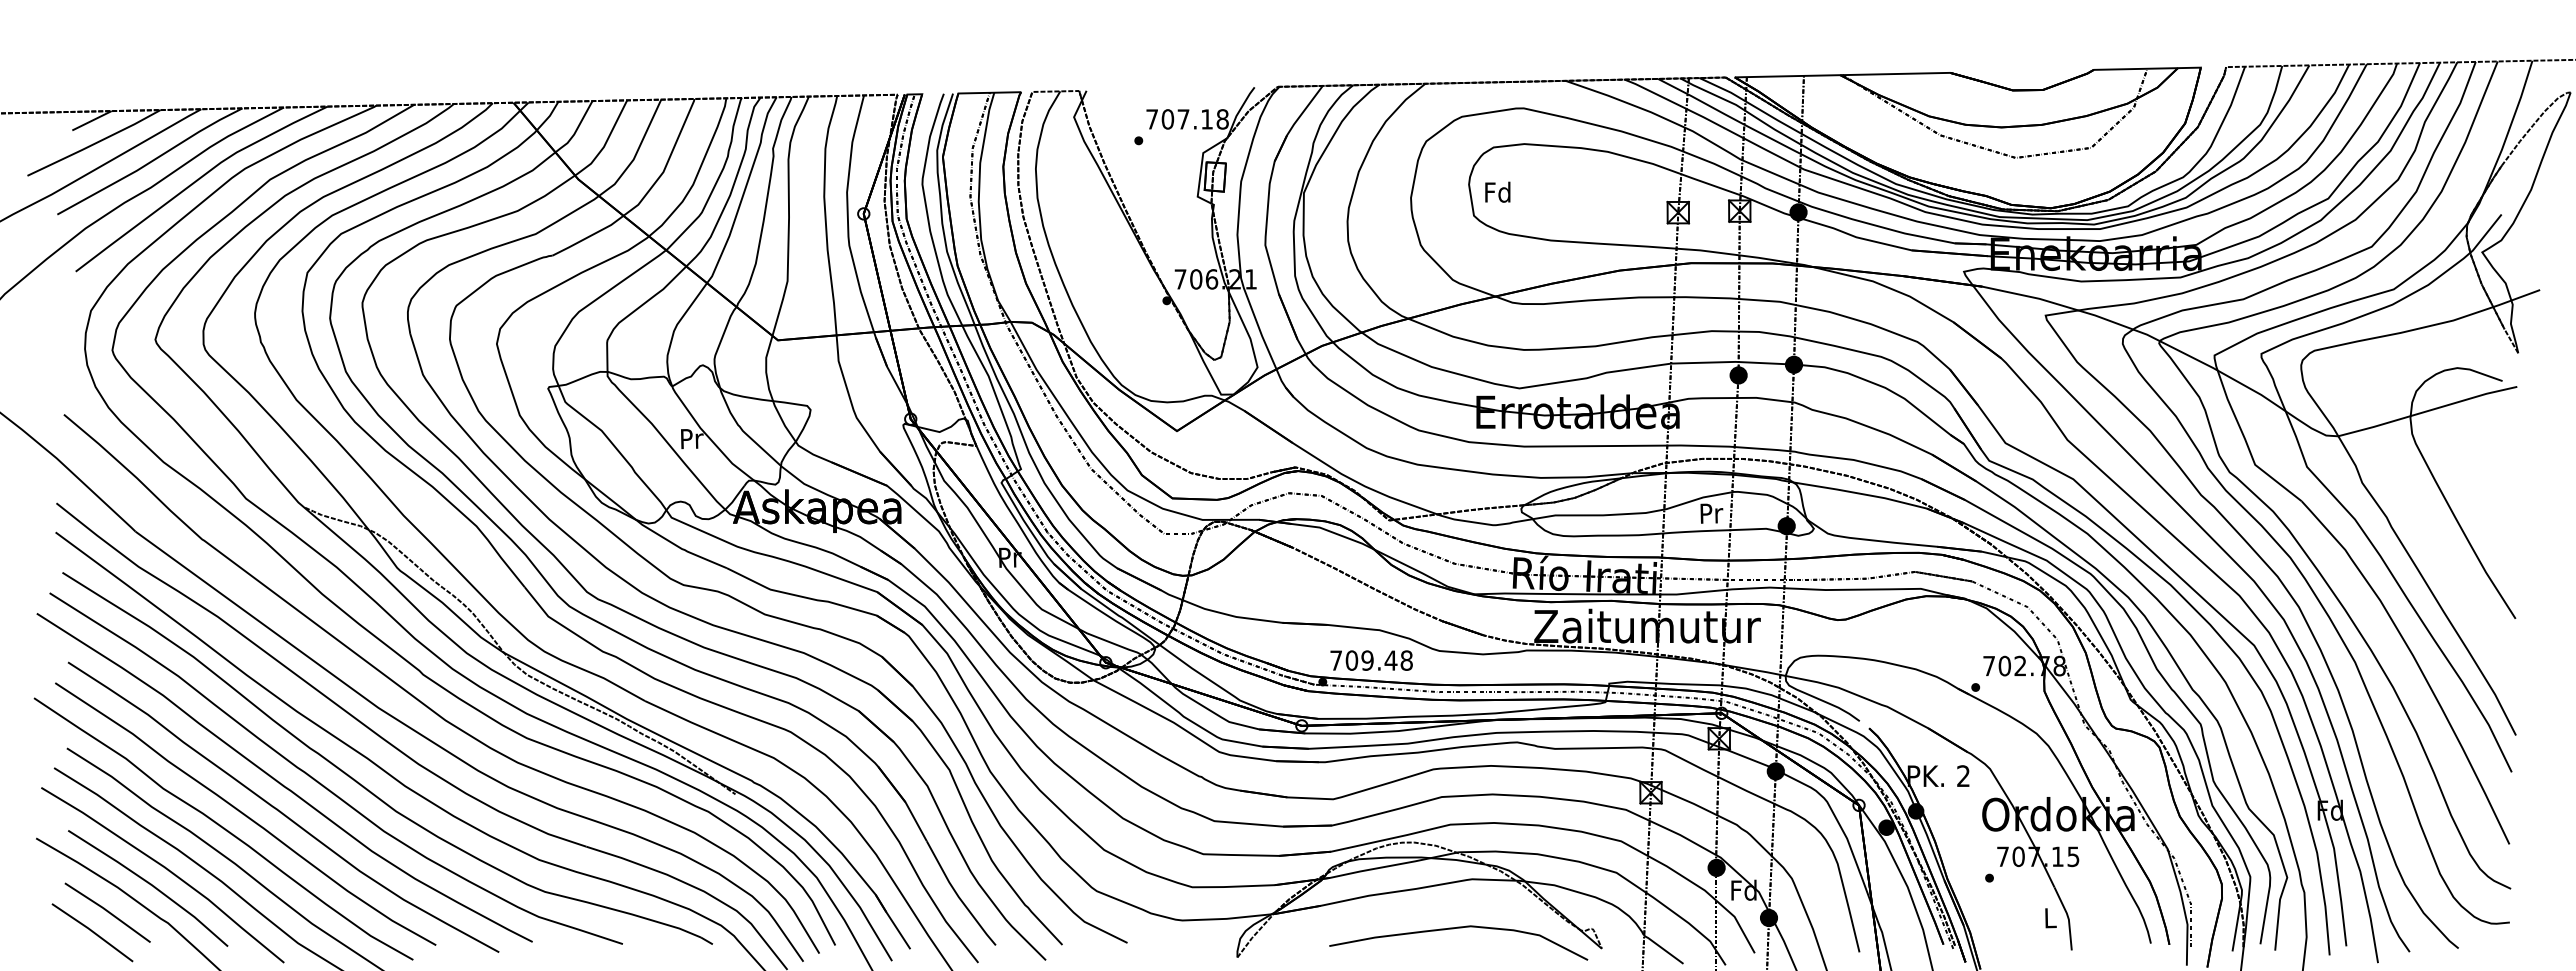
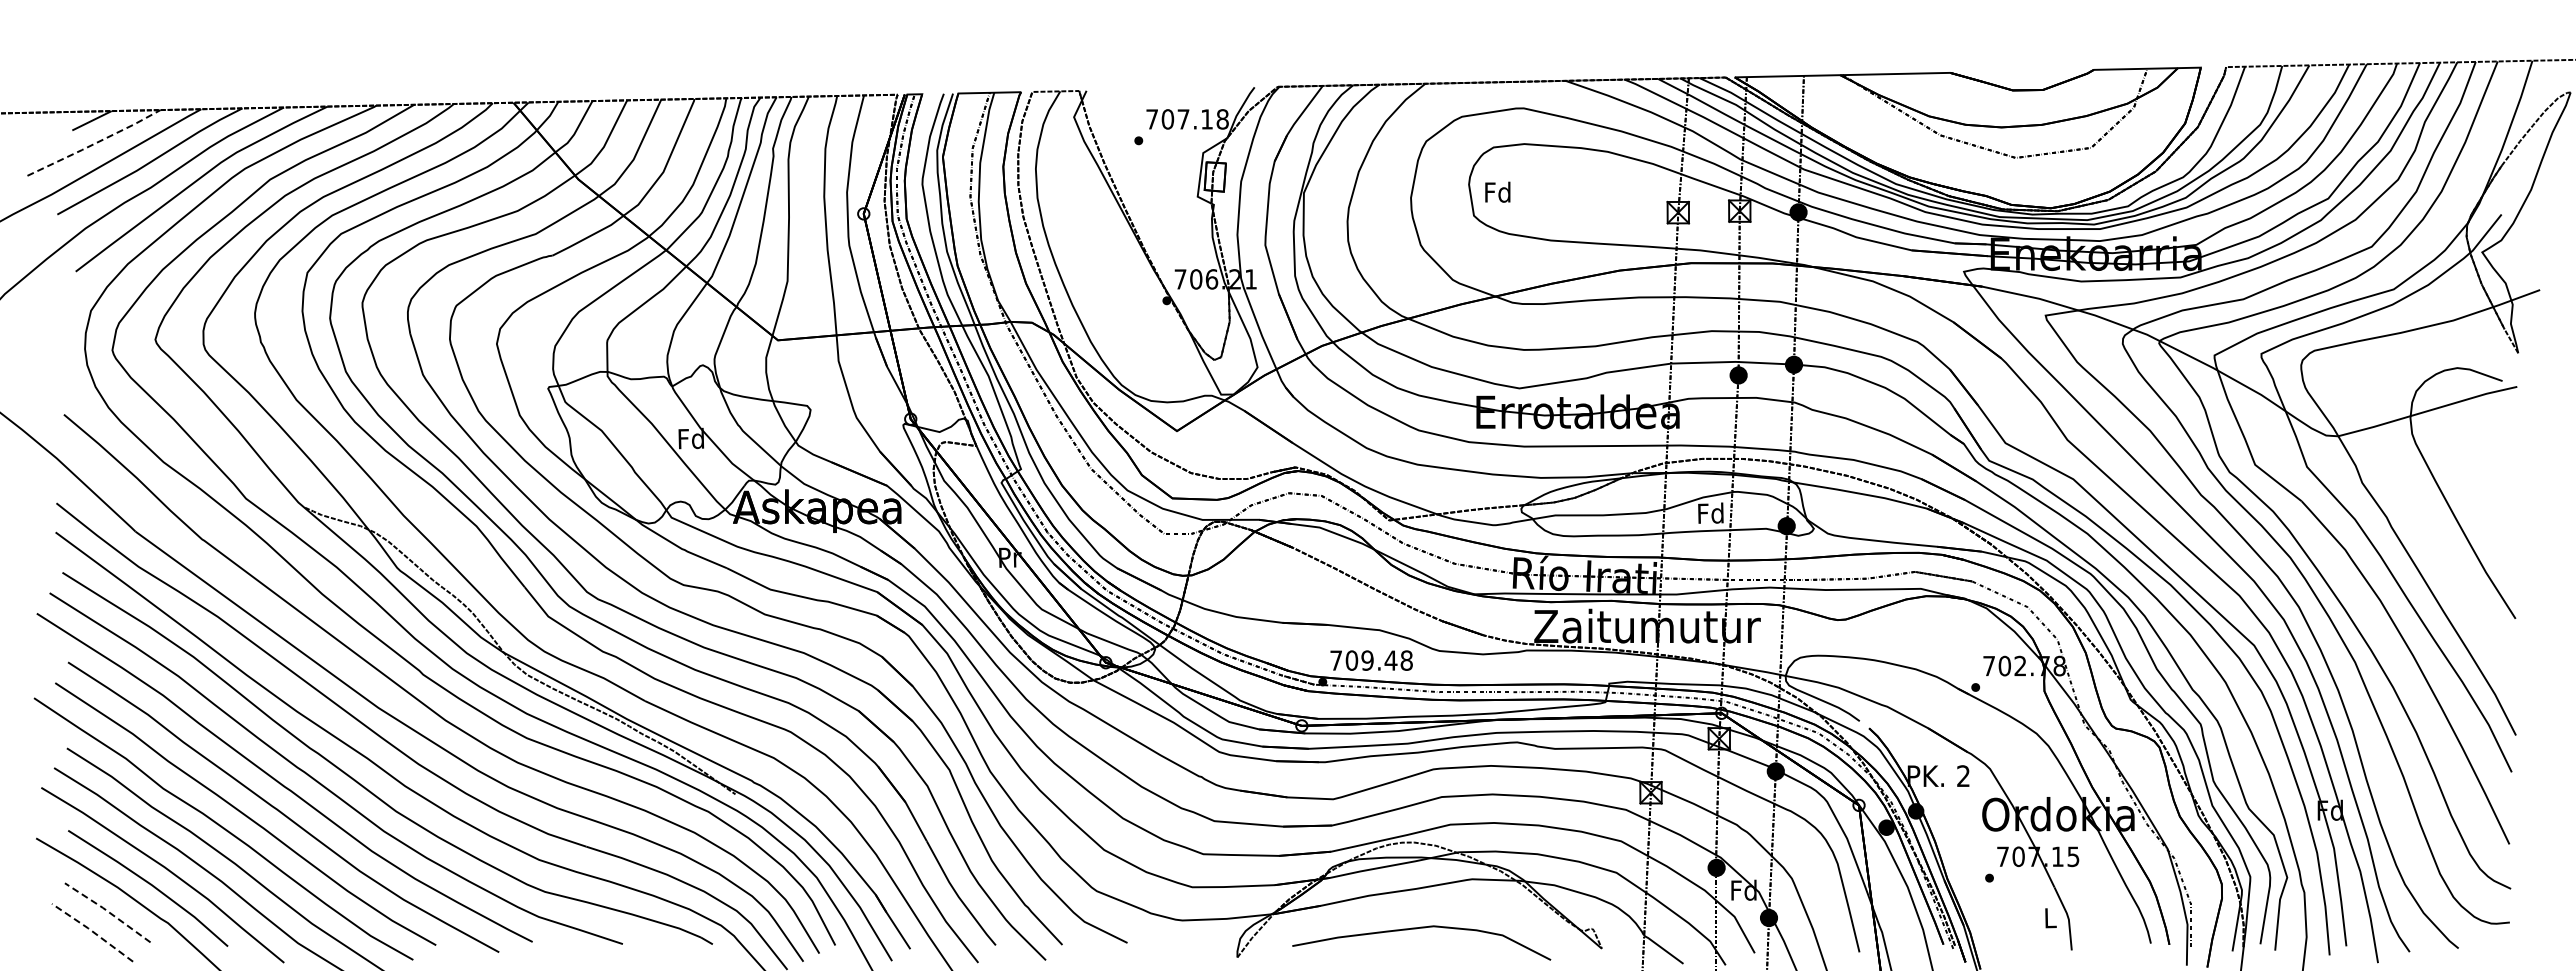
line: solid -> dashed (94, 143)
text: Pr -> Fd (691, 438)
text: Pr -> Fd (1710, 512)
line: solid -> dashed (107, 911)
curve position: (1453, 929) -> (1416, 929) (1416, 929)
line: solid -> dashed (92, 931)
